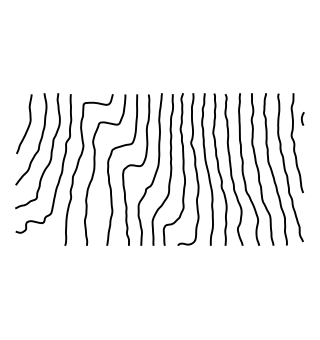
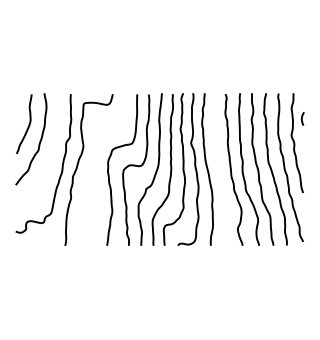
curve: present -> none (50, 151)
curve: present -> none (95, 169)
curve: present -> none (219, 169)
